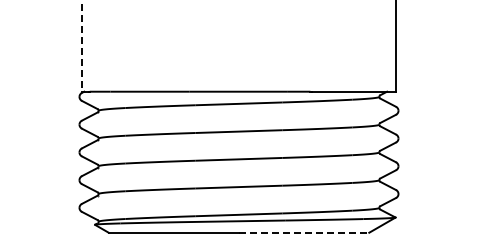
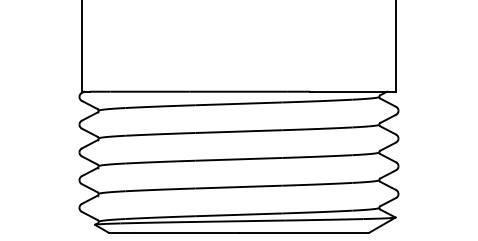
line: dashed -> solid (81, 46)
line: dashed -> solid (304, 232)
